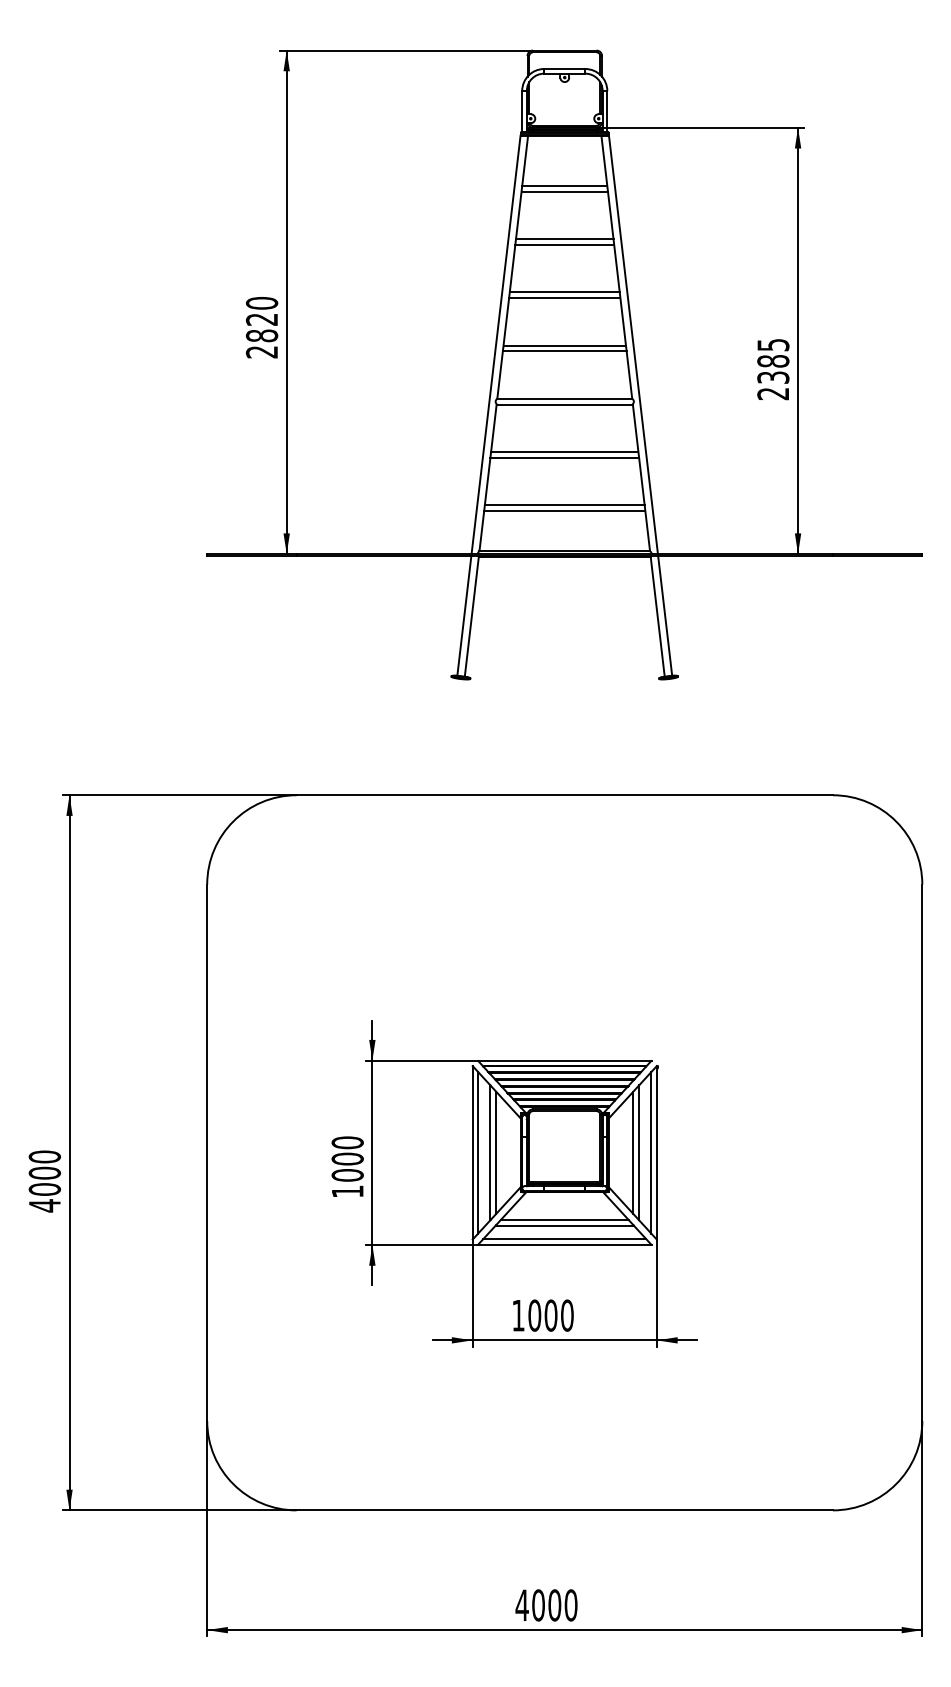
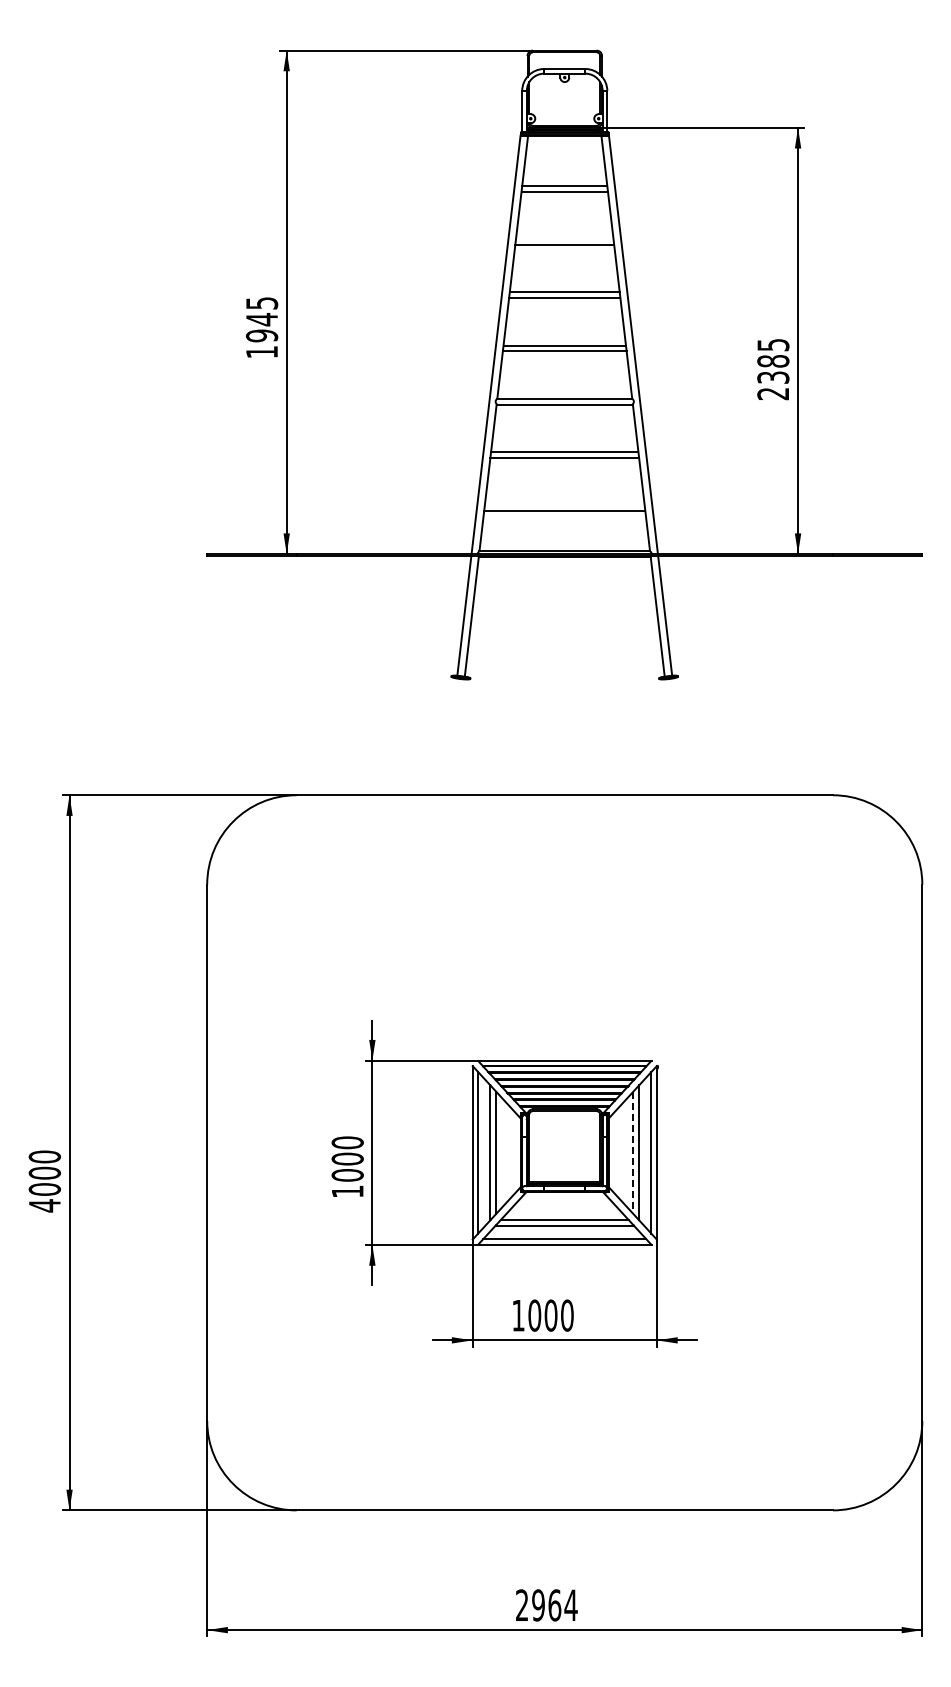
line: present -> none (564, 239)
text: 2820 -> 1945 (261, 327)
line: present -> none (564, 505)
line: solid -> dashed (633, 1153)
text: 4000 -> 2964 (546, 1605)
